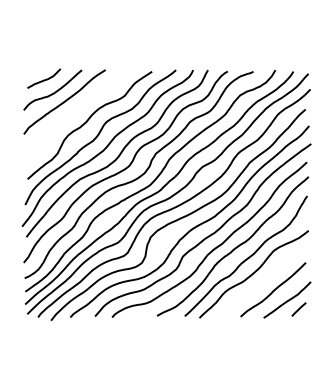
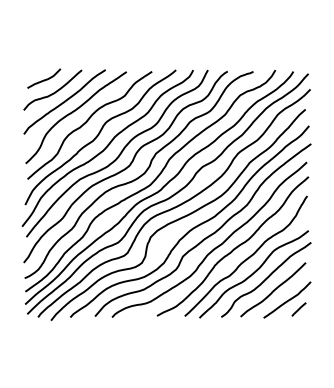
curve: none -> present (72, 113)
curve: none -> present (266, 279)
